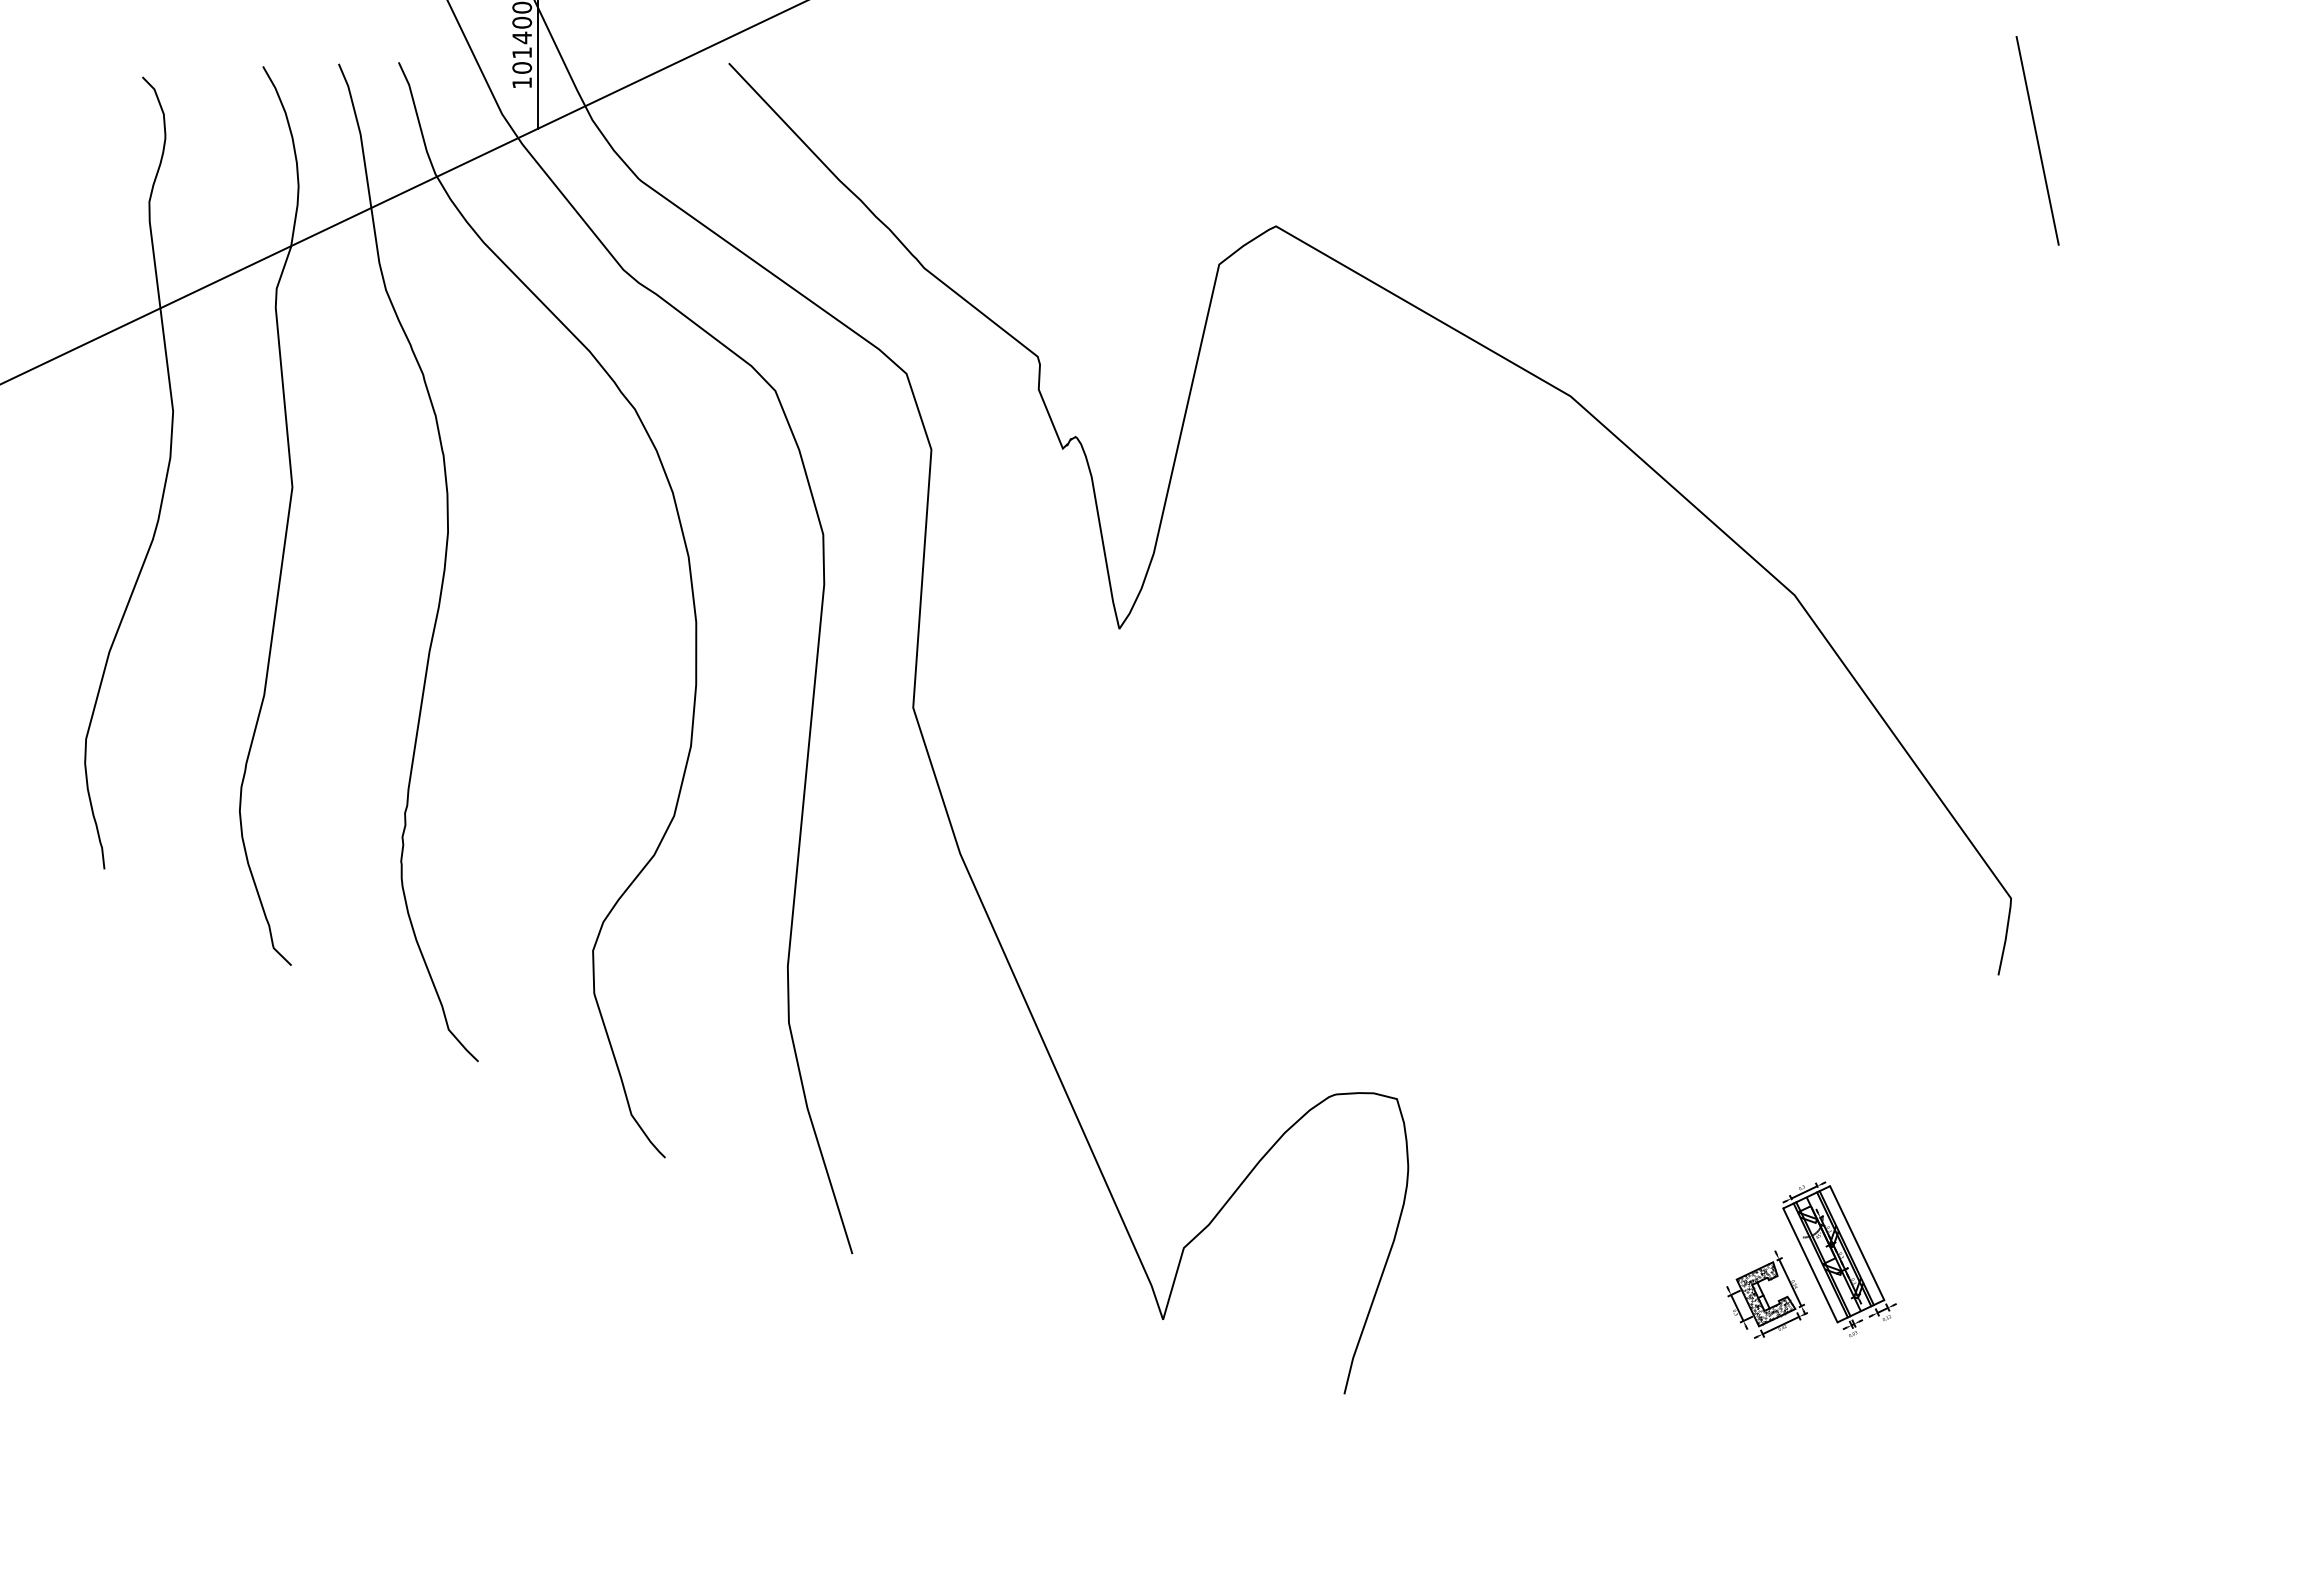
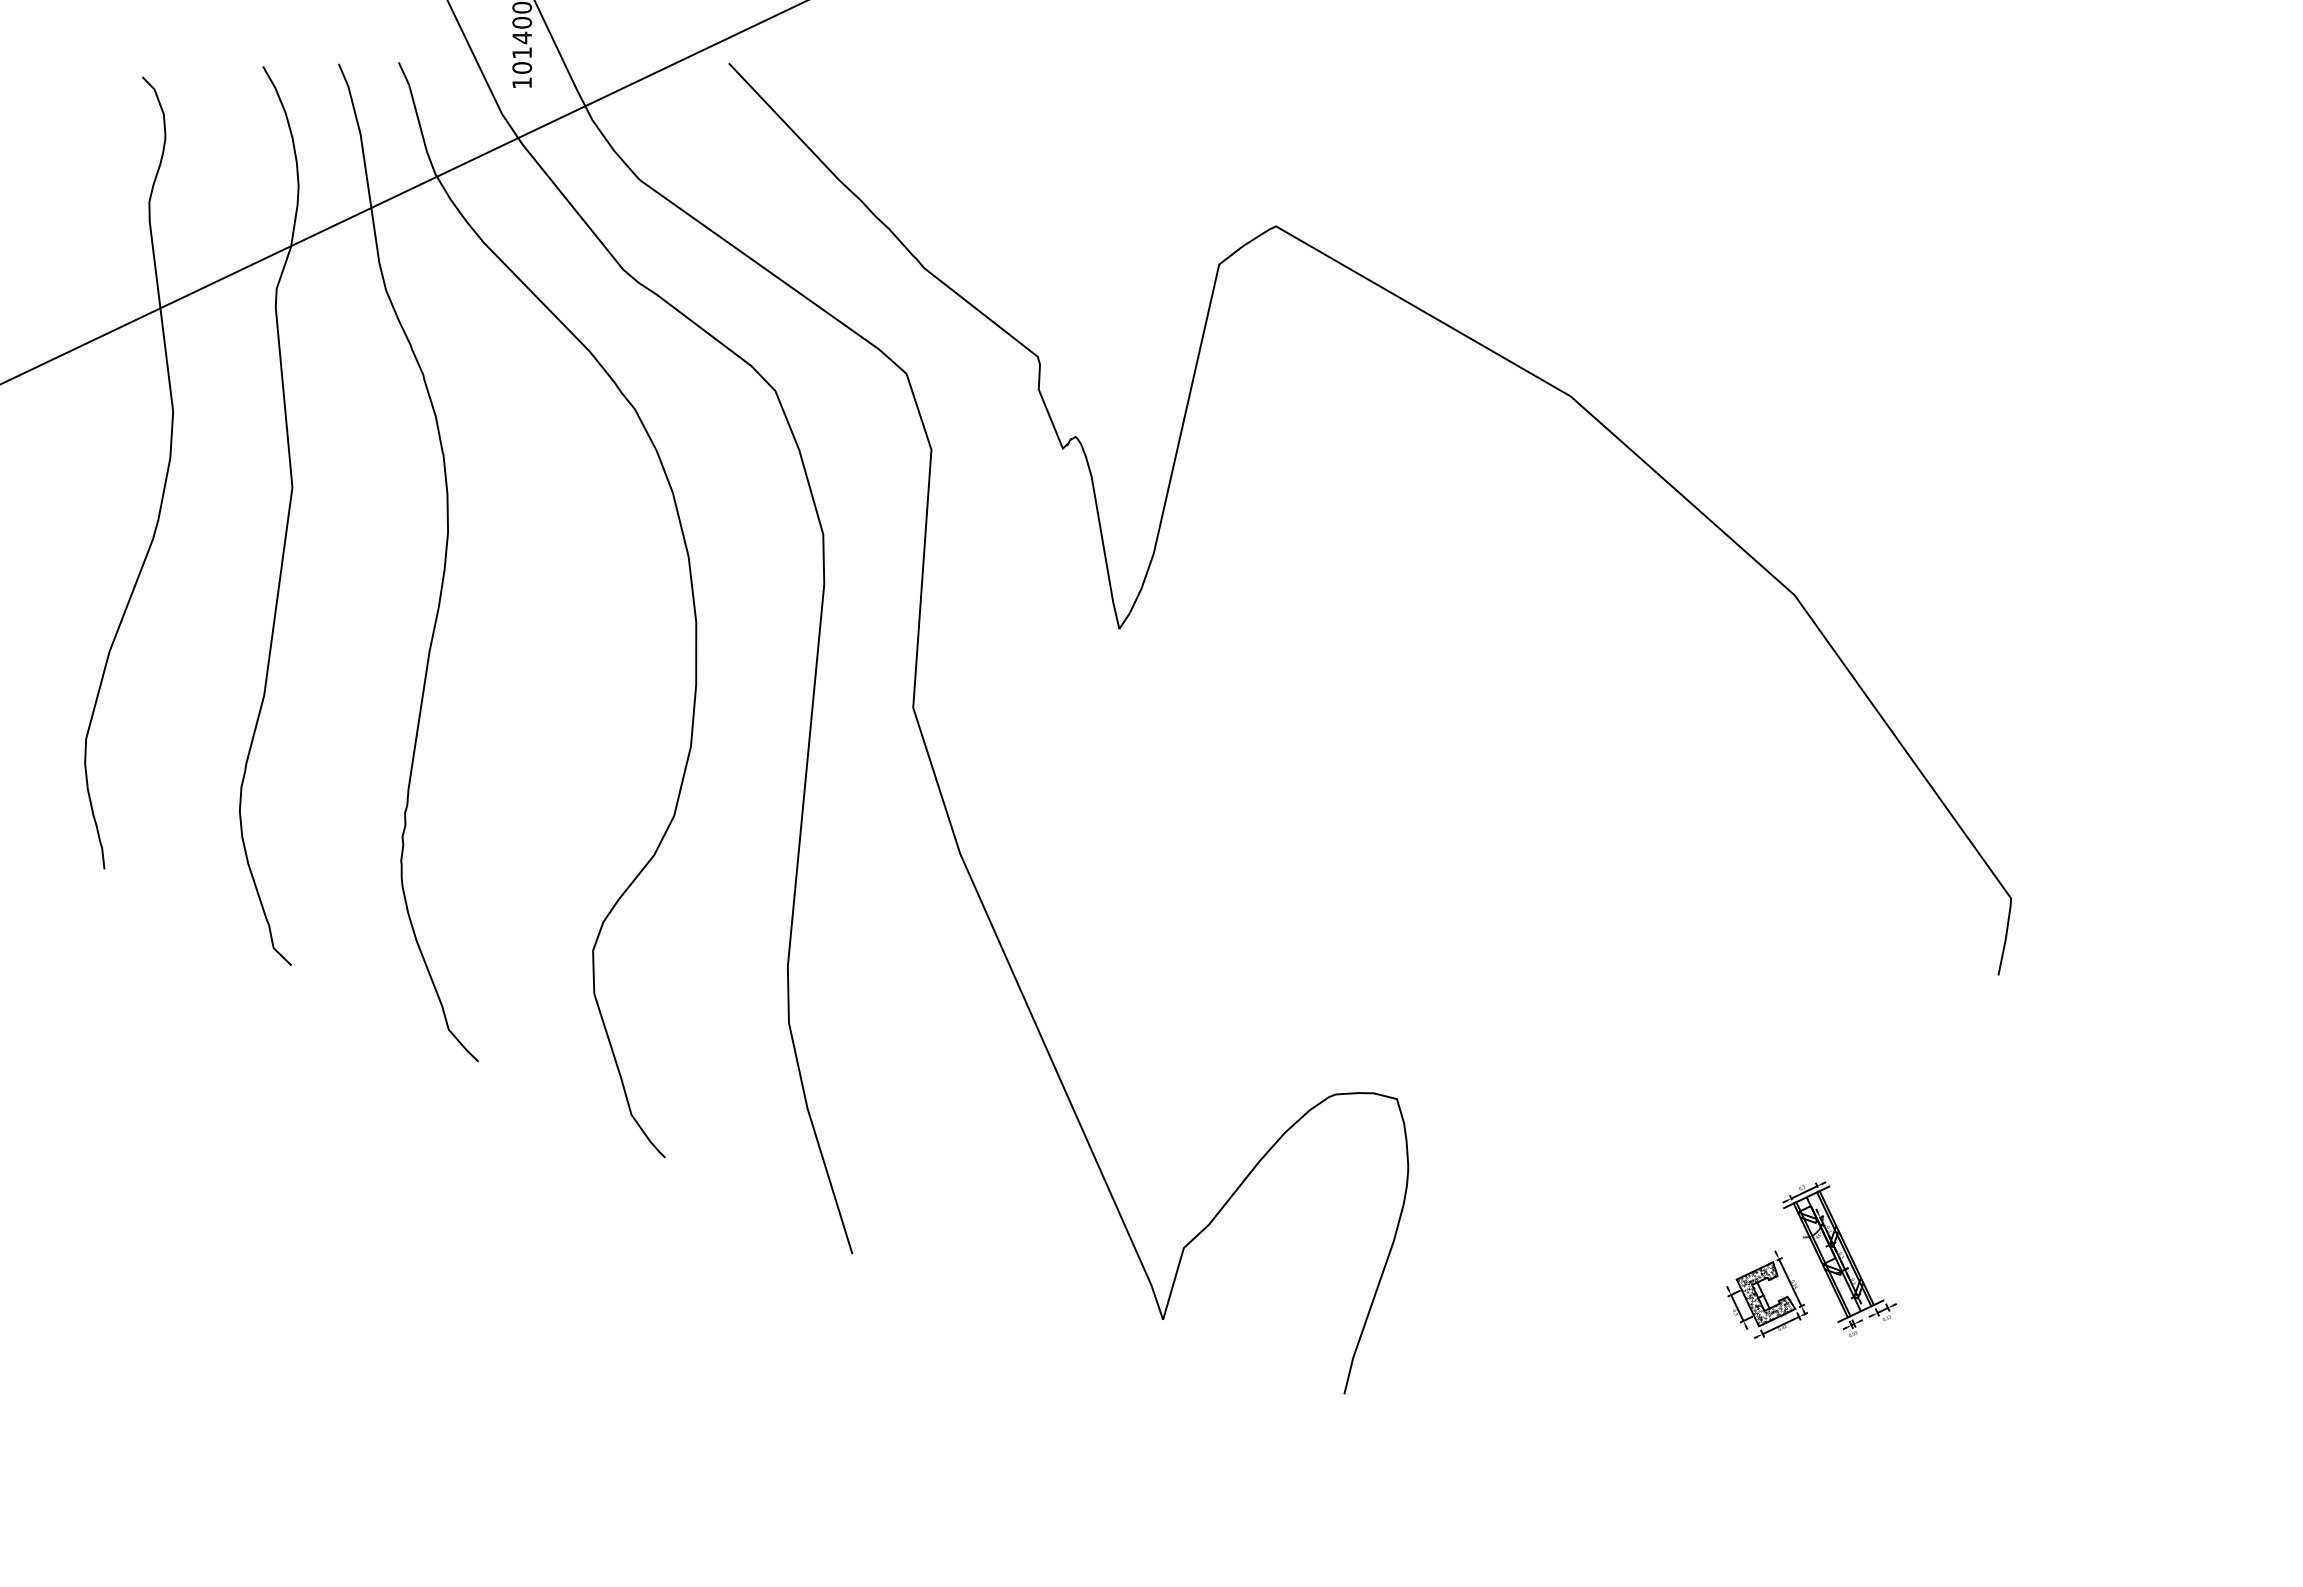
line: present -> none (537, 65)
line: present -> none (2037, 140)
line: present -> none (1857, 1243)
line: present -> none (1810, 1265)
